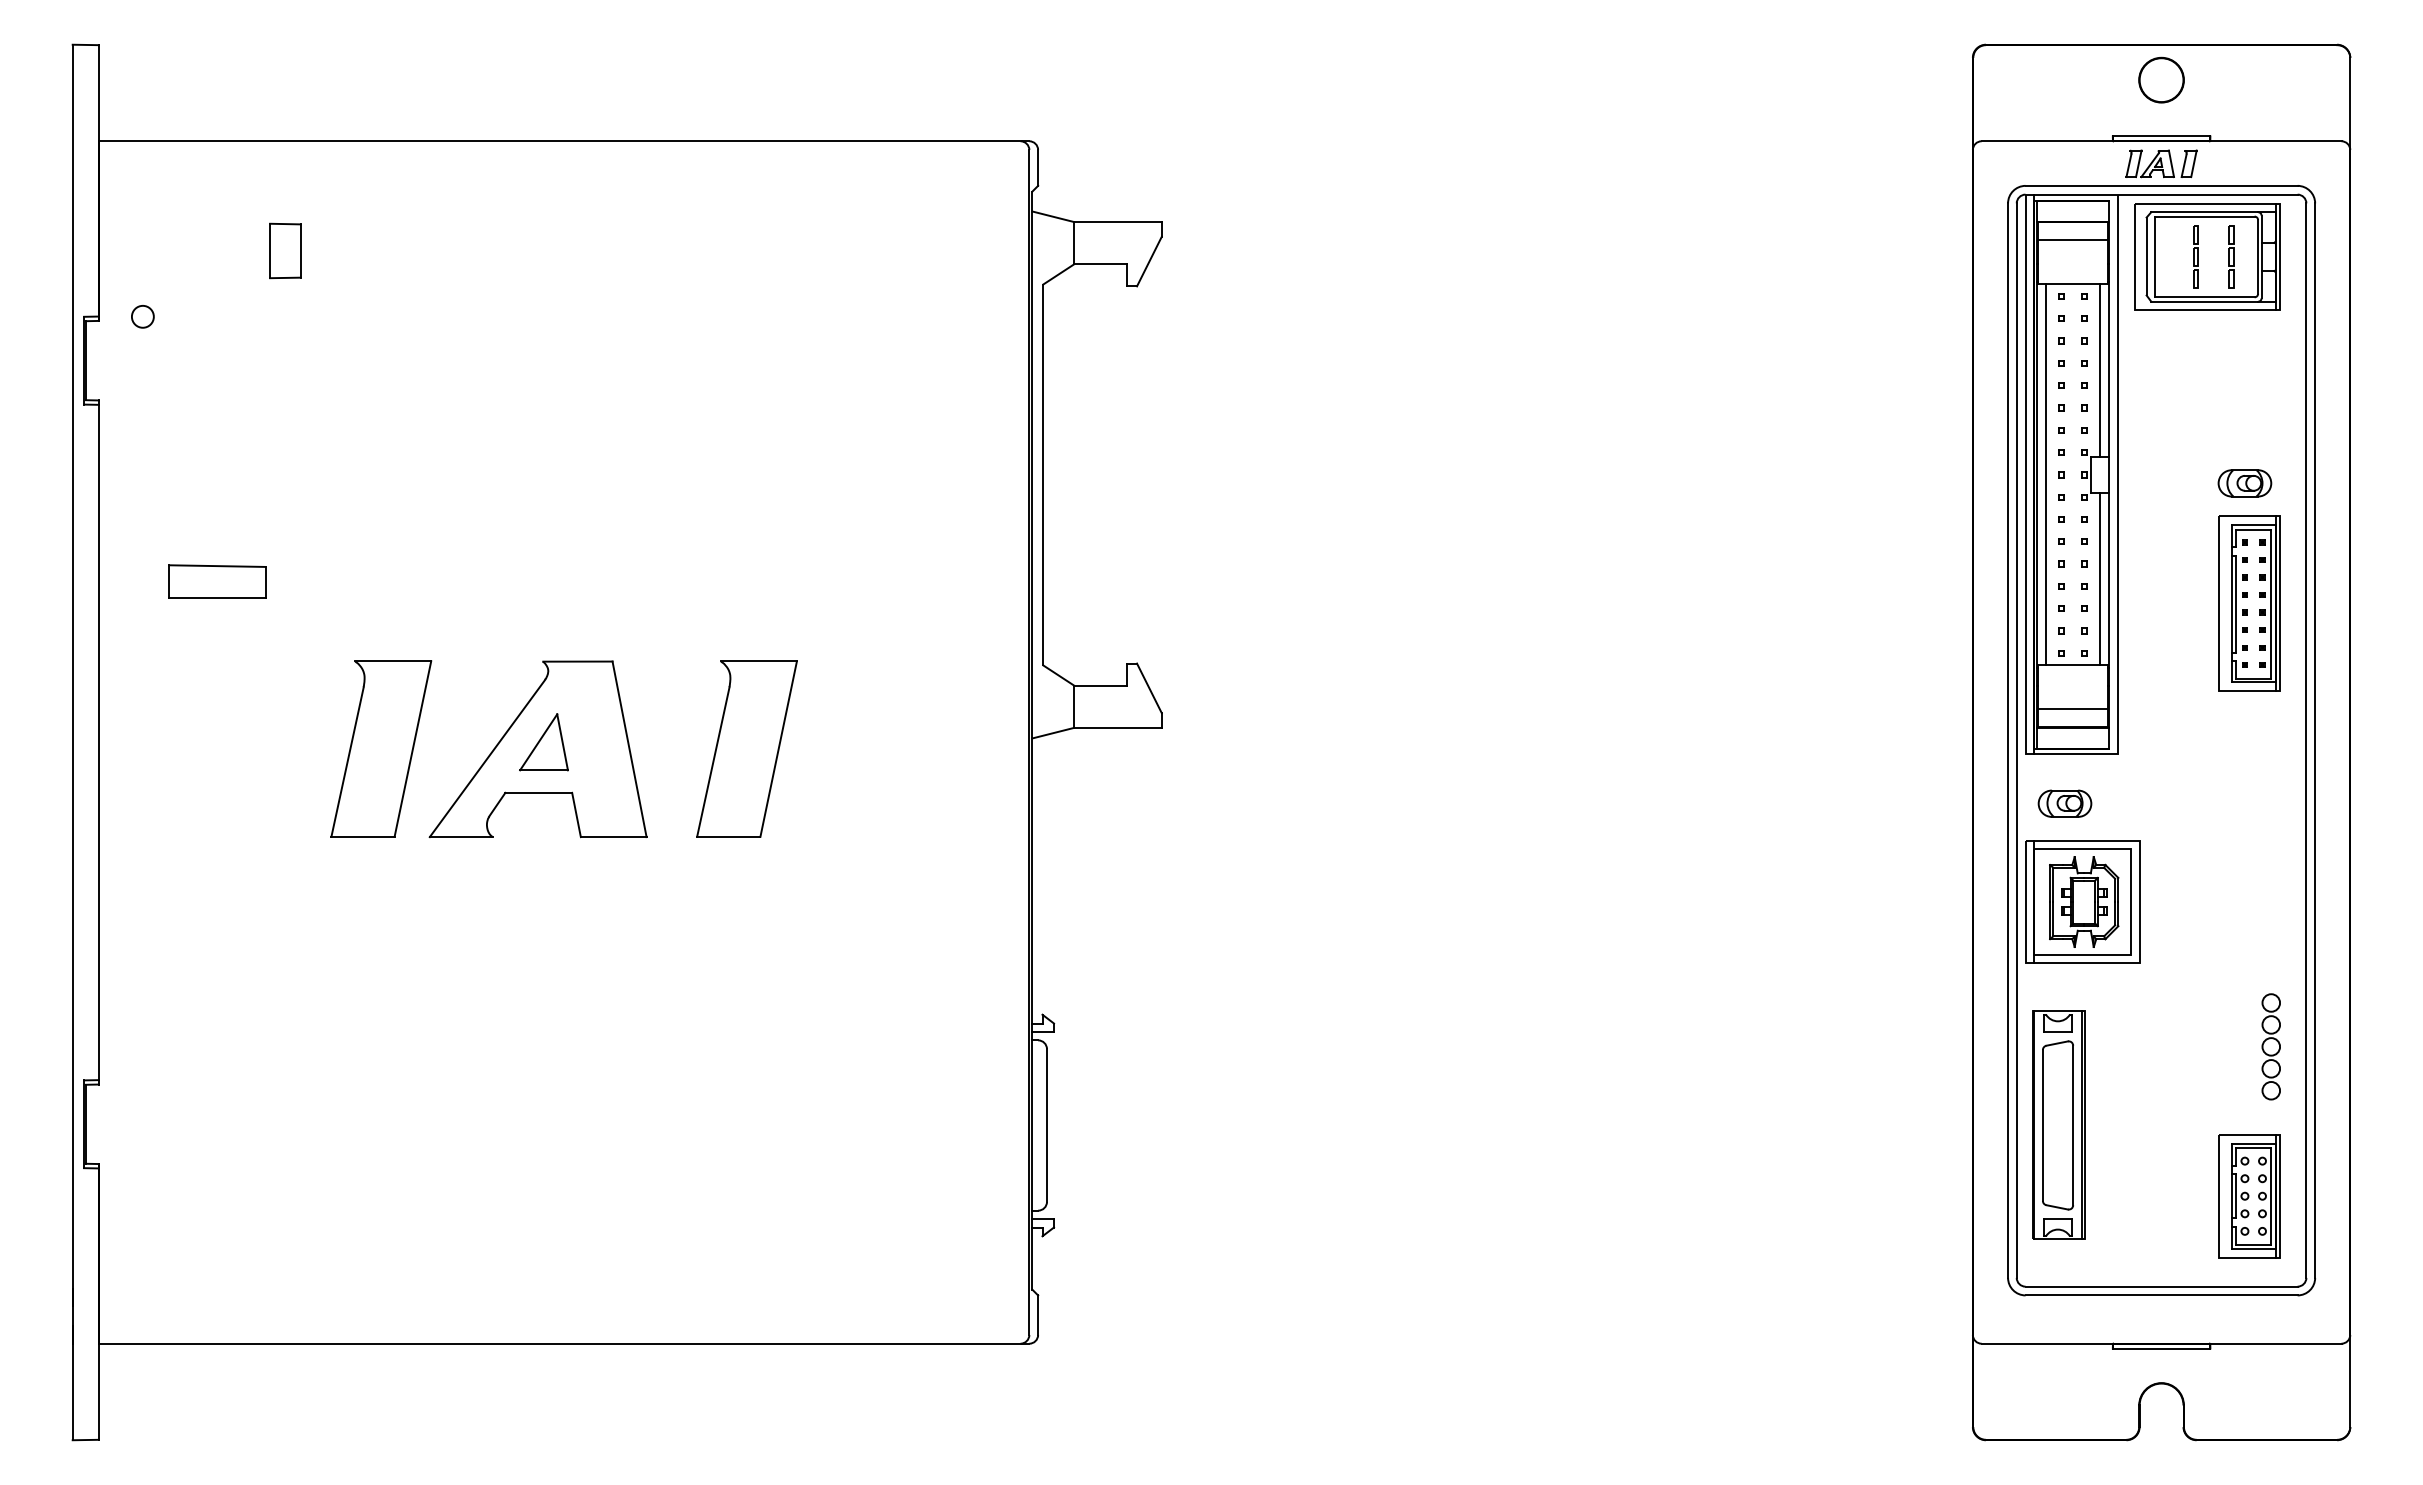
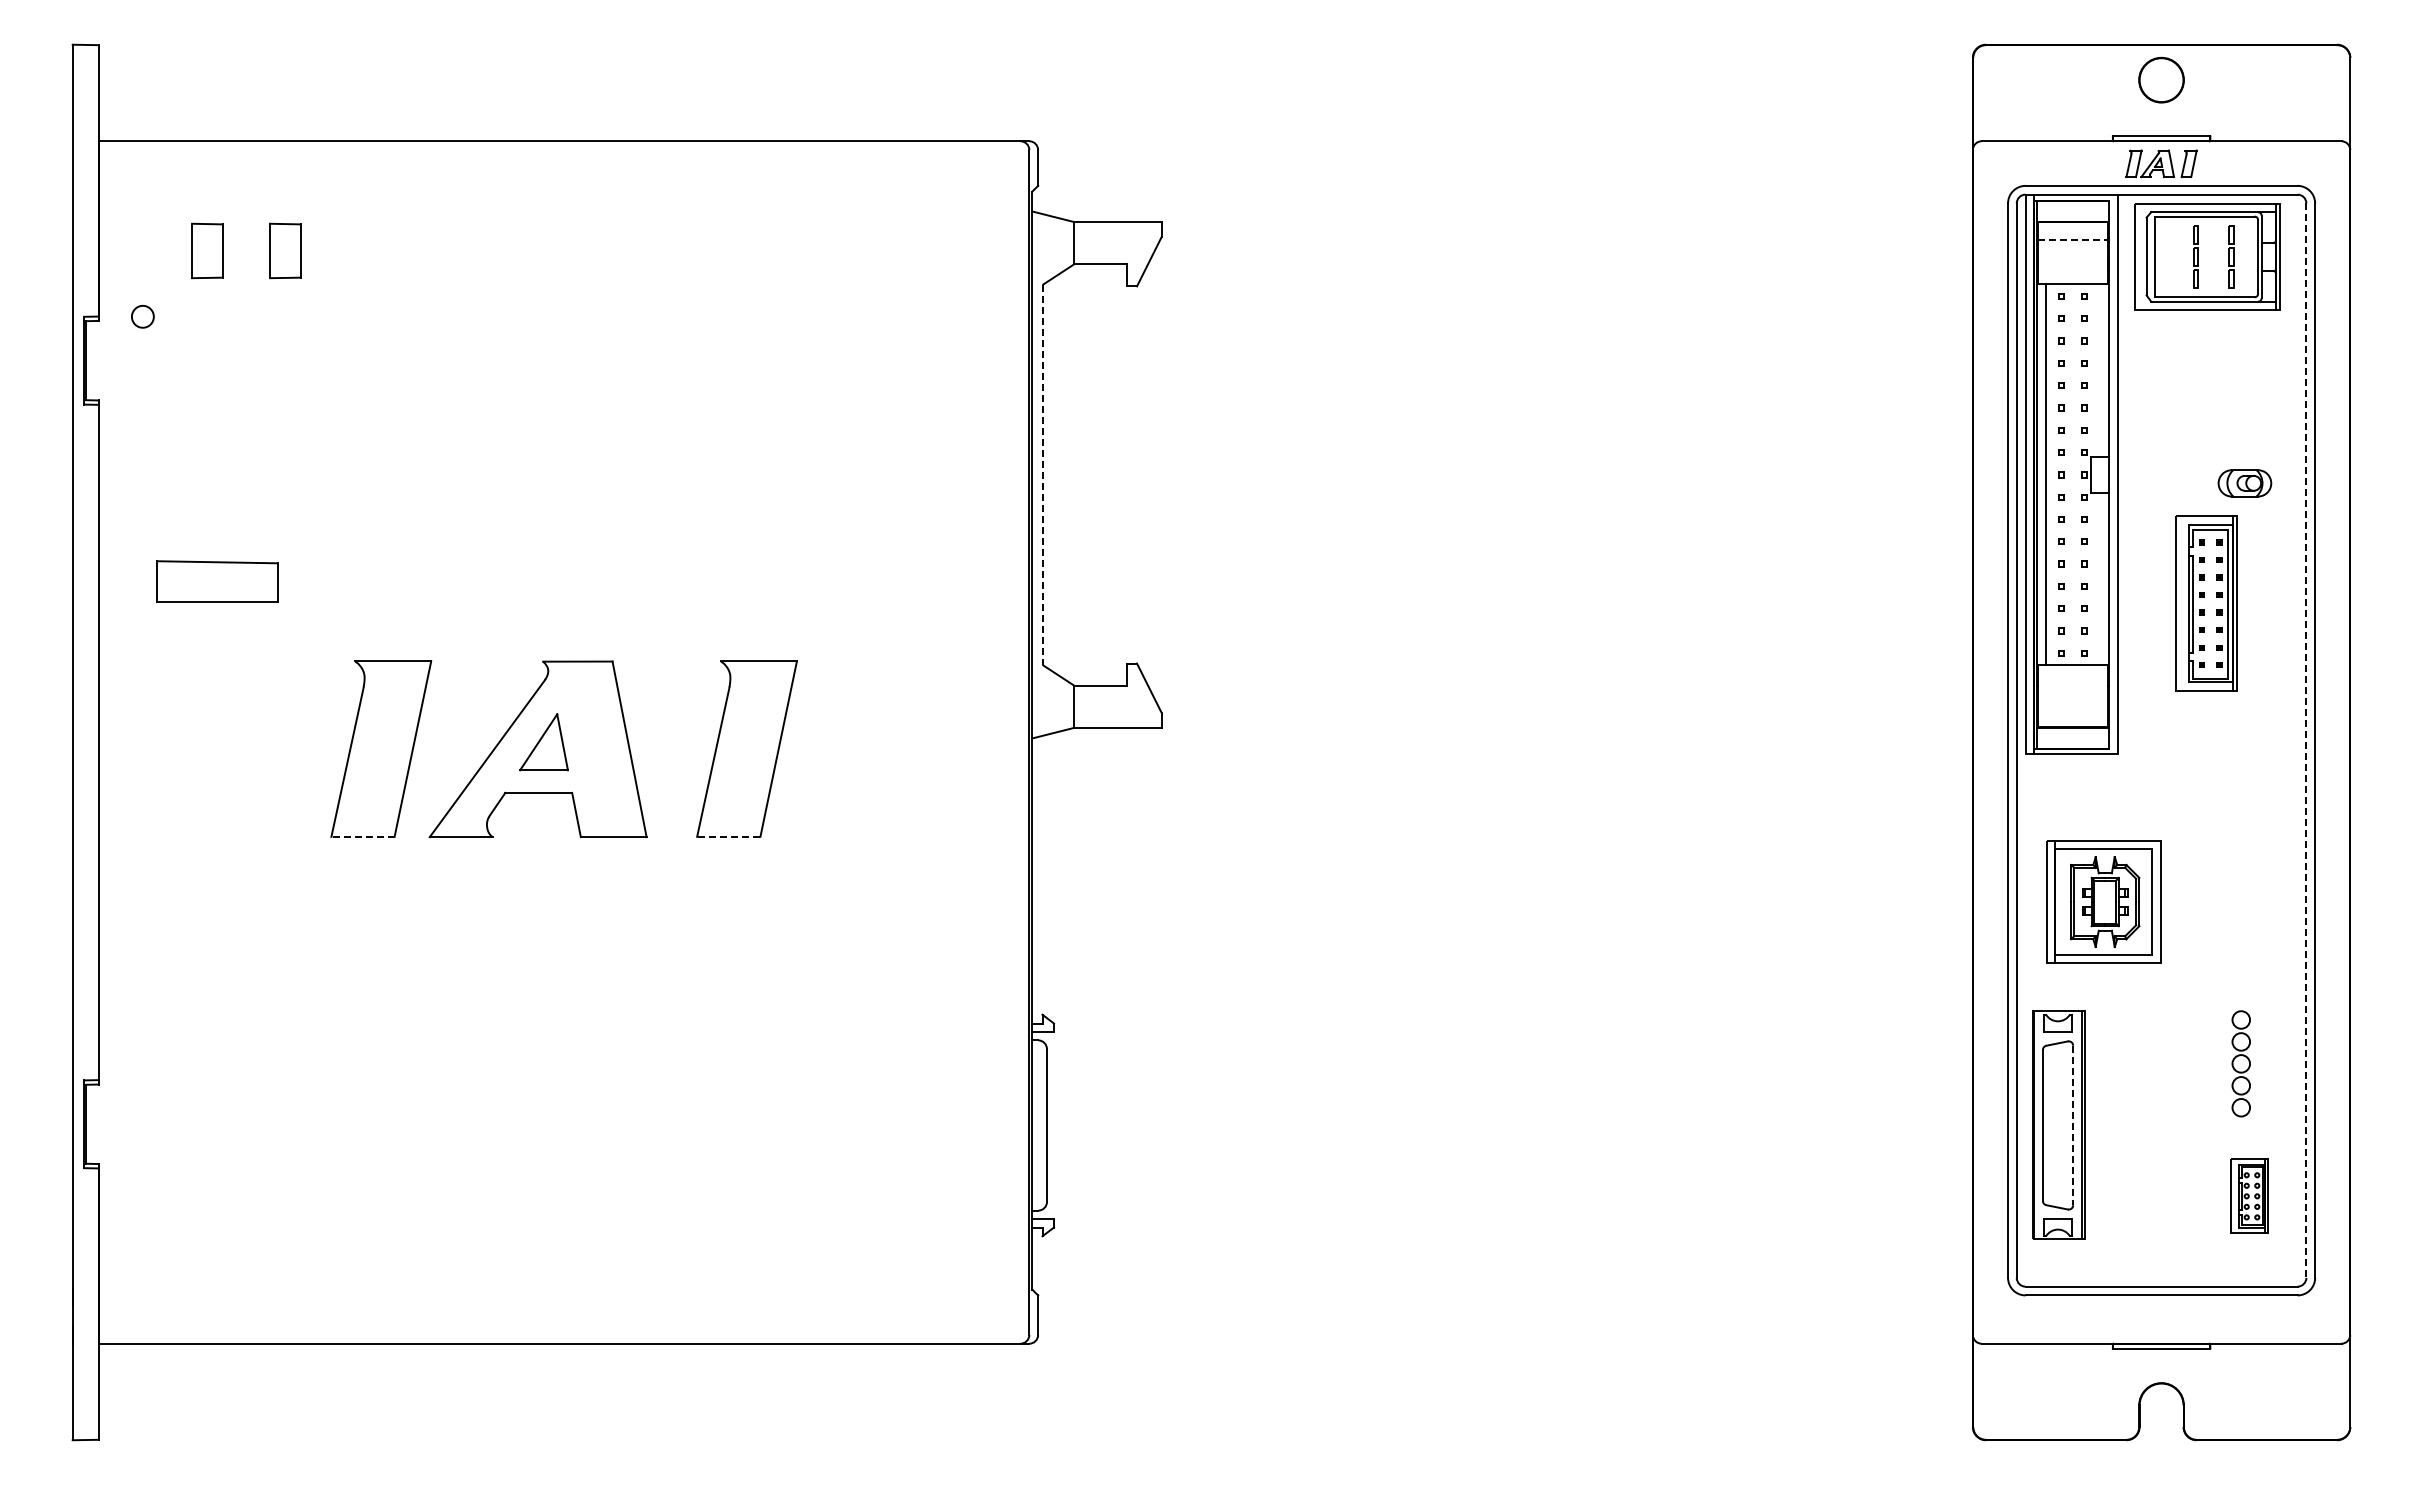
line: solid -> dashed (2073, 239)
part: none -> present (207, 250)
line: present -> none (2100, 369)
line: solid -> dashed (1043, 475)
line: present -> none (2100, 578)
part size: 99x35 px -> 123x43 px (217, 581)
part position: (2249, 603) -> (2206, 603) (2206, 603)
line: present -> none (2072, 709)
line: solid -> dashed (2306, 741)
part: present -> none (2064, 803)
line: solid -> dashed (363, 836)
line: solid -> dashed (728, 836)
part position: (2082, 901) -> (2103, 901) (2103, 901)
part position: (2270, 1046) -> (2240, 1063) (2240, 1063)
line: solid -> dashed (2073, 1125)
part size: 63x125 px -> 39x76 px (2249, 1195)
